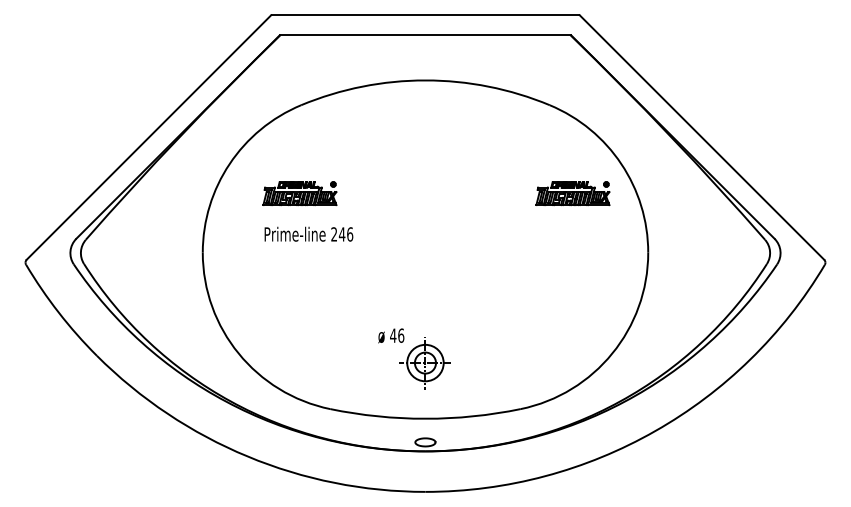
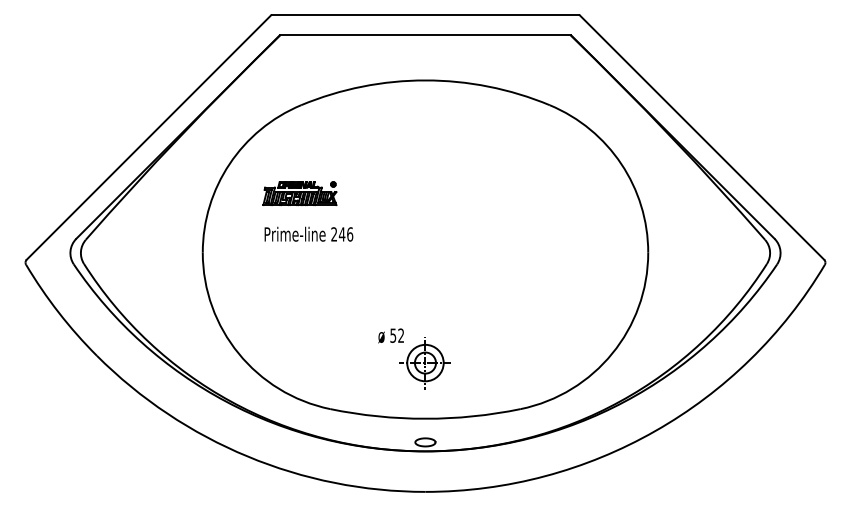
part: present -> none (572, 193)
text: 46 -> 52 (397, 335)
